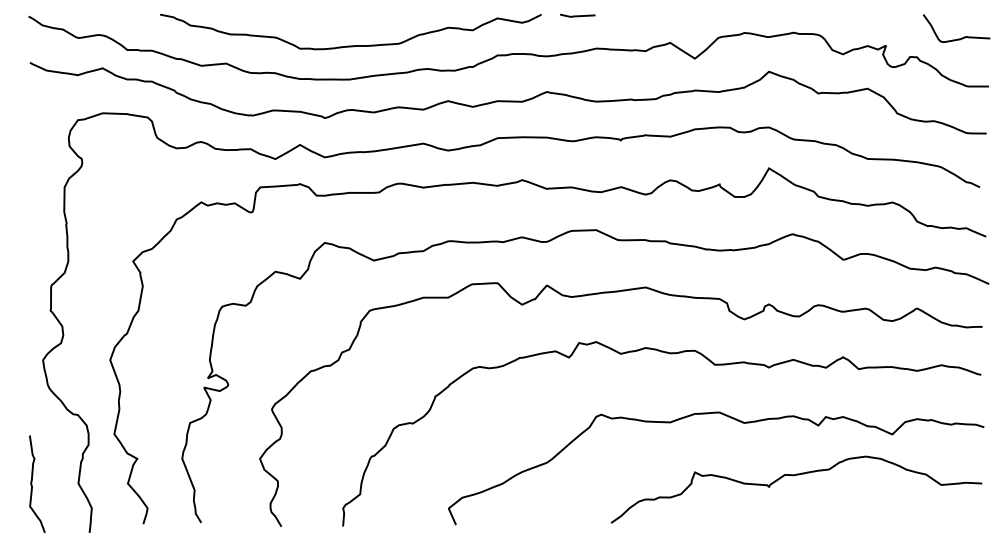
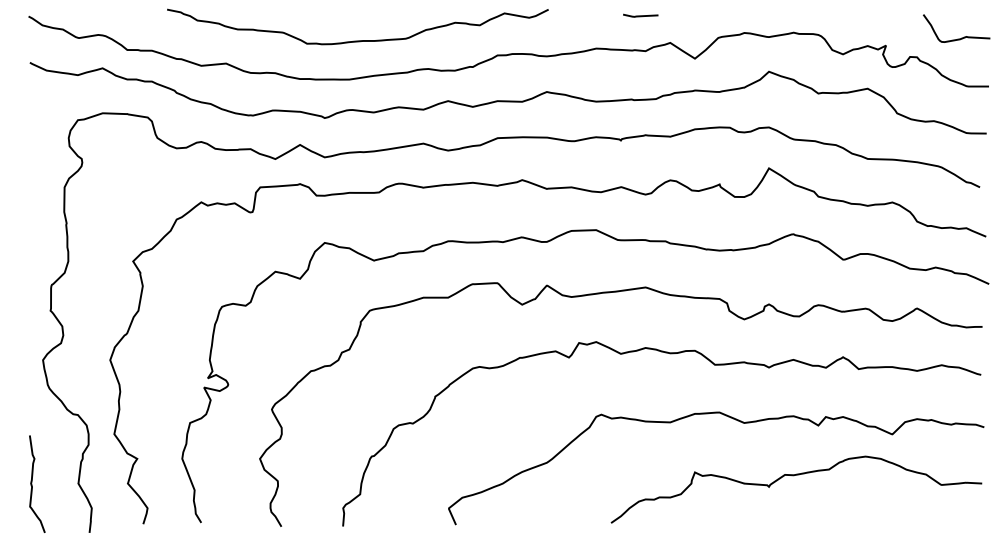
line position: (577, 15) -> (640, 15) (640, 15)
curve position: (350, 45) -> (357, 40) (357, 40)
